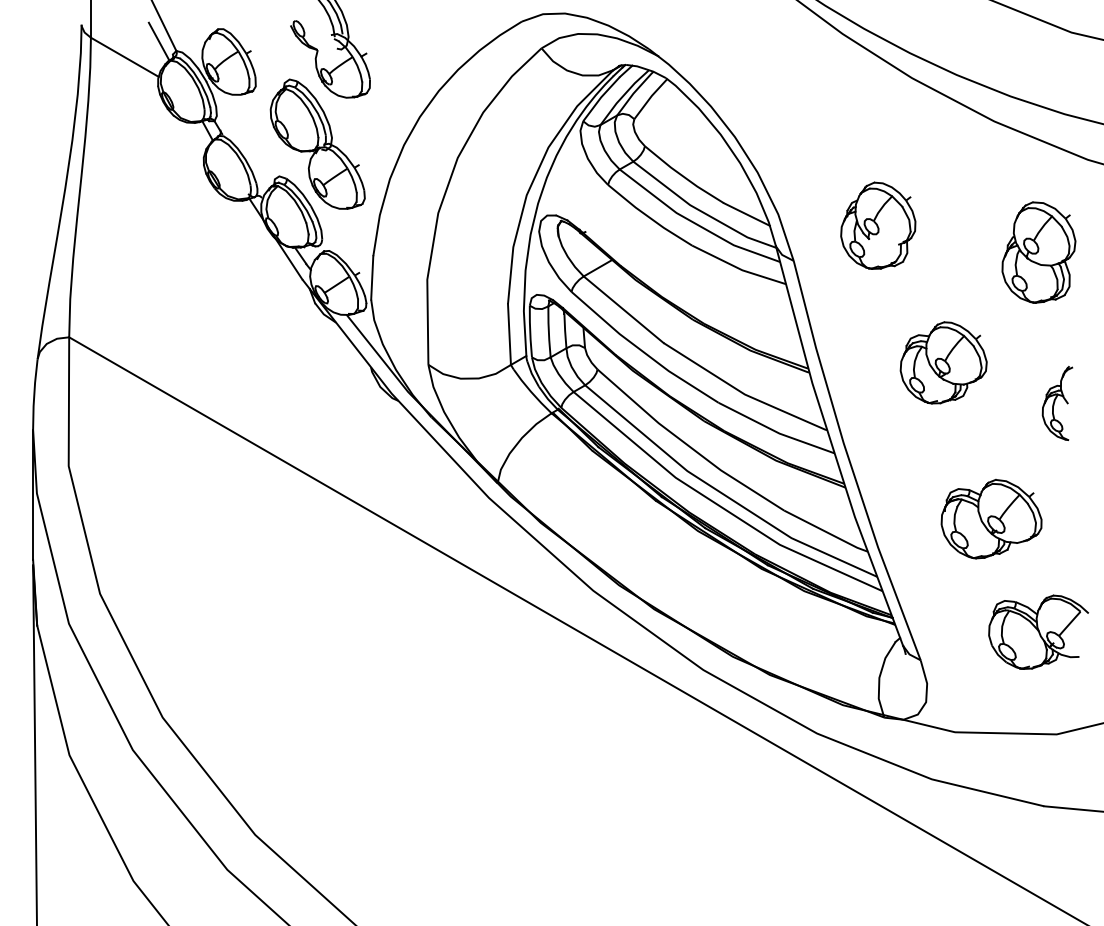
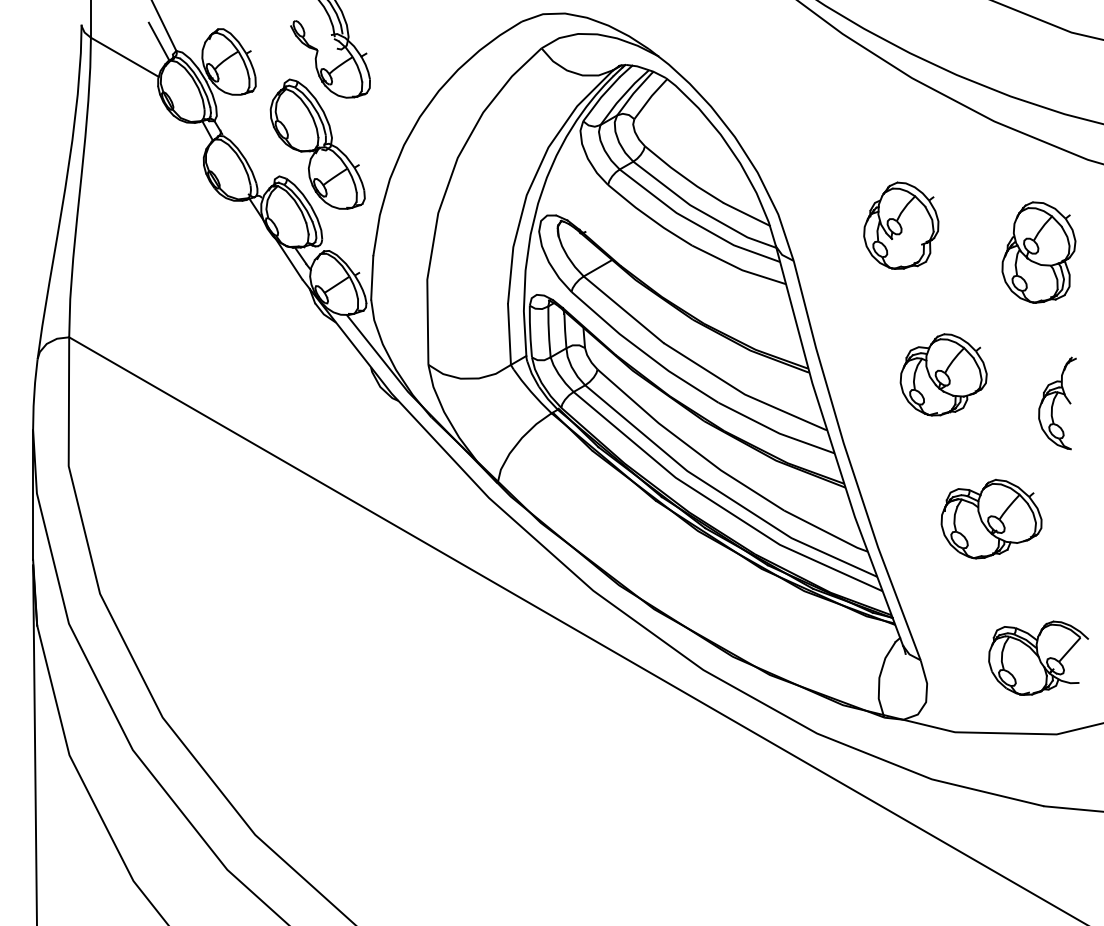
part position: (878, 225) -> (901, 225) (901, 225)
part position: (943, 362) -> (943, 374) (943, 374)
part size: 33x76 px -> 39x95 px (1057, 403)
part position: (1038, 631) -> (1038, 657) (1038, 657)
